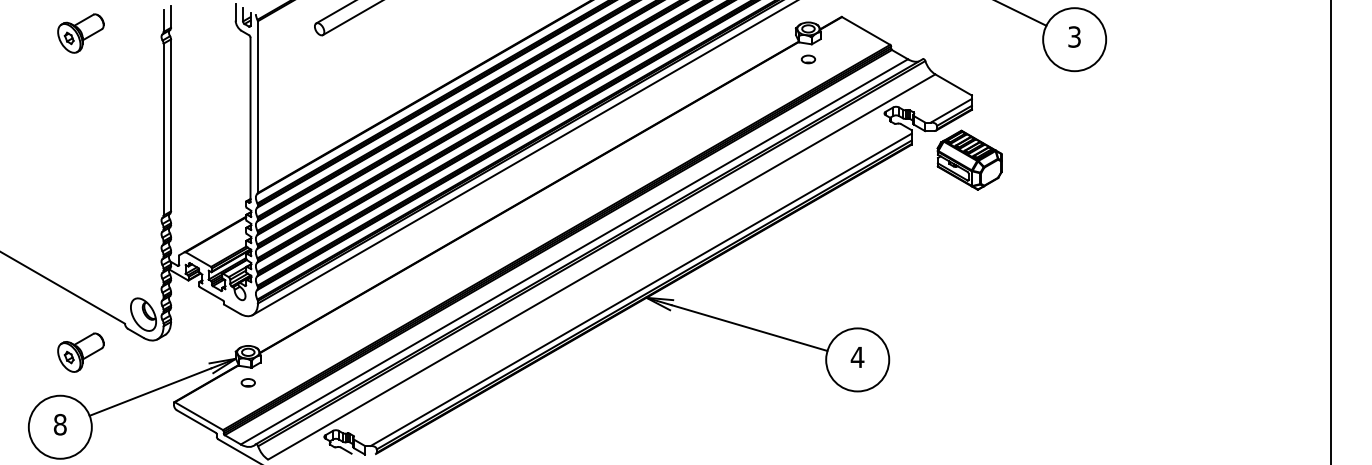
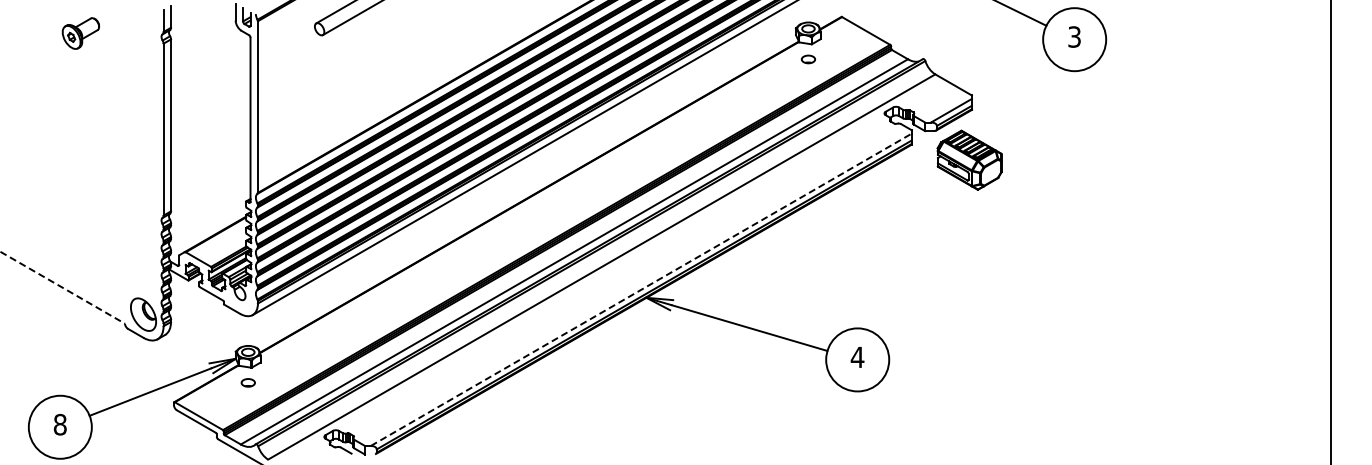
part size: 48x41 px -> 39x33 px (80, 33)
line: solid -> dashed (62, 287)
line: solid -> dashed (641, 289)
part: present -> none (80, 352)
